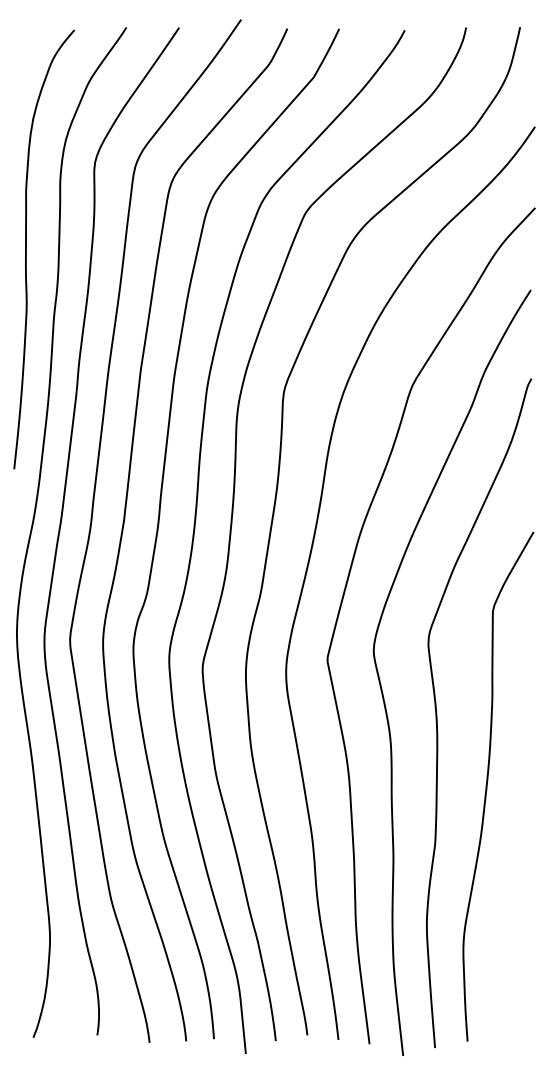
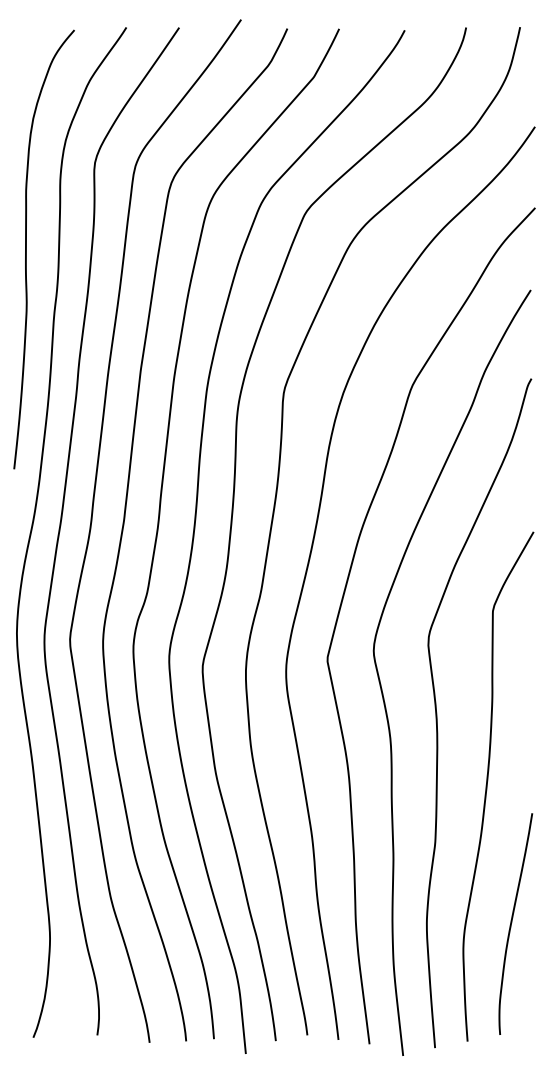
curve: none -> present (512, 922)
